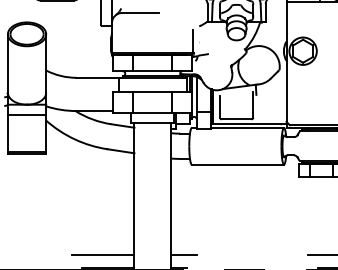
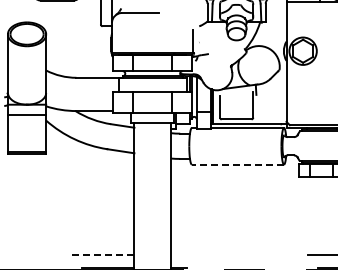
line: solid -> dashed (237, 164)
line: solid -> dashed (103, 254)
line: present -> none (183, 254)
